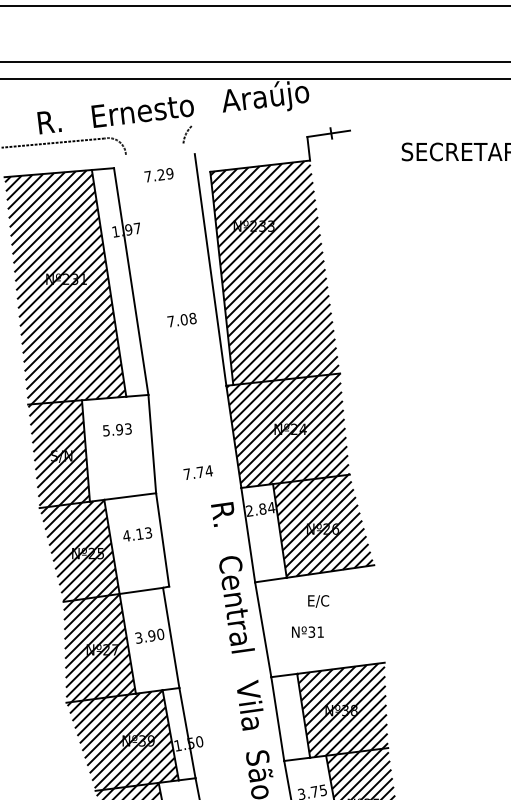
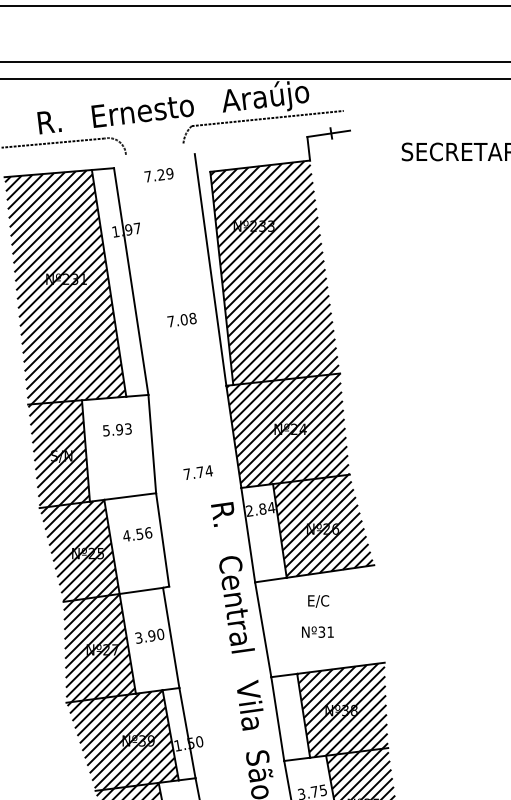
line: none -> present (267, 118)
text: 4.13 -> 4.56 (144, 533)
text position: (307, 631) -> (317, 631) (317, 631)
